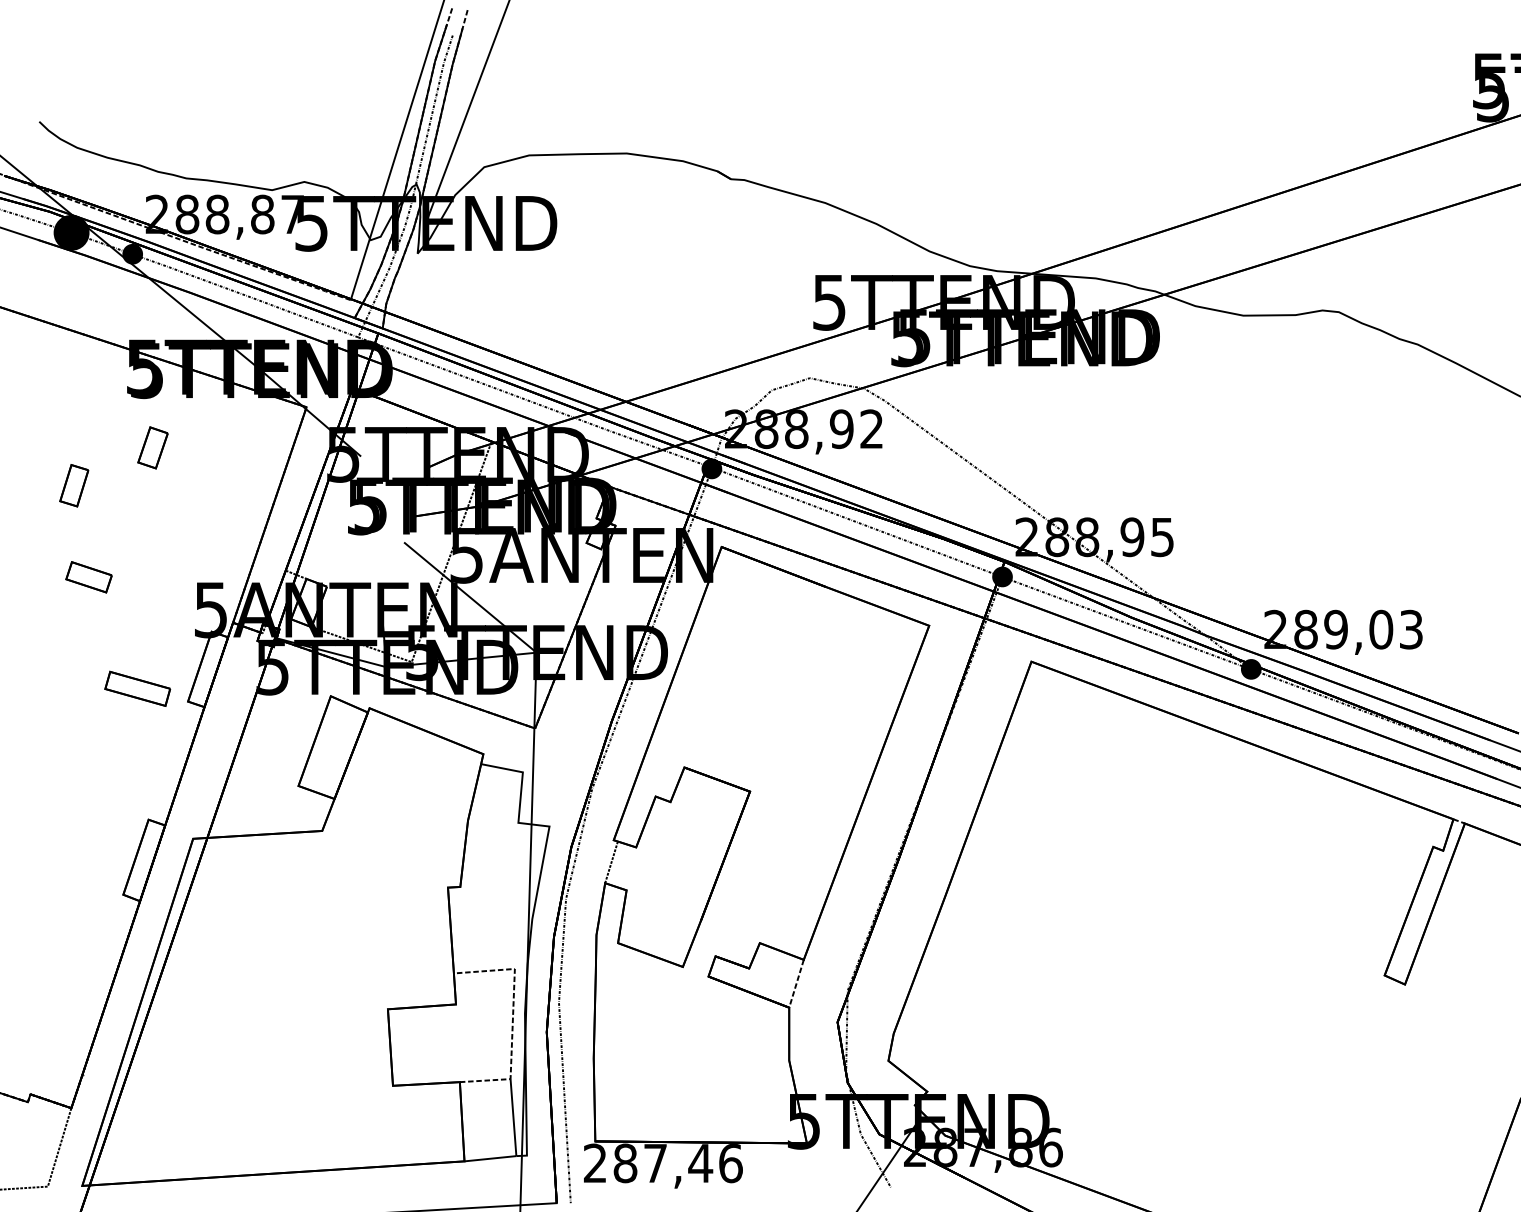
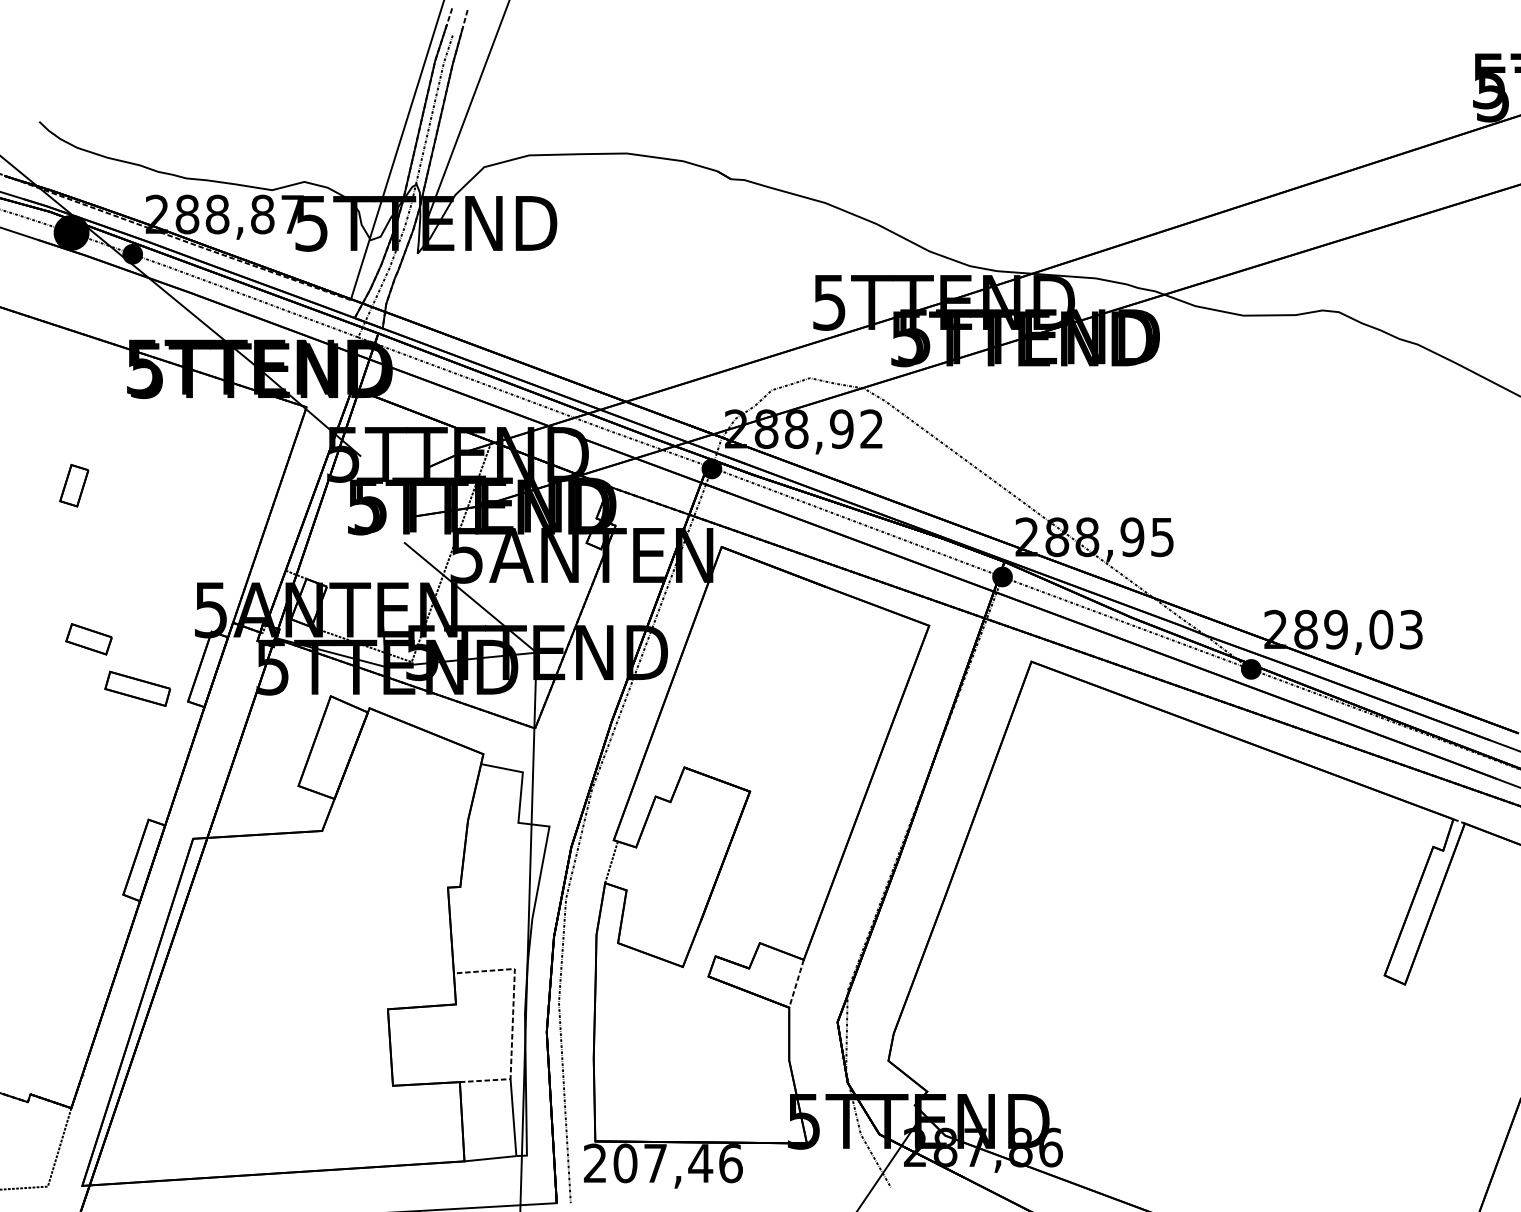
part: present -> none (152, 447)
part position: (88, 577) -> (88, 639) (88, 639)
text: 287,46 -> 207,46 (625, 1163)
